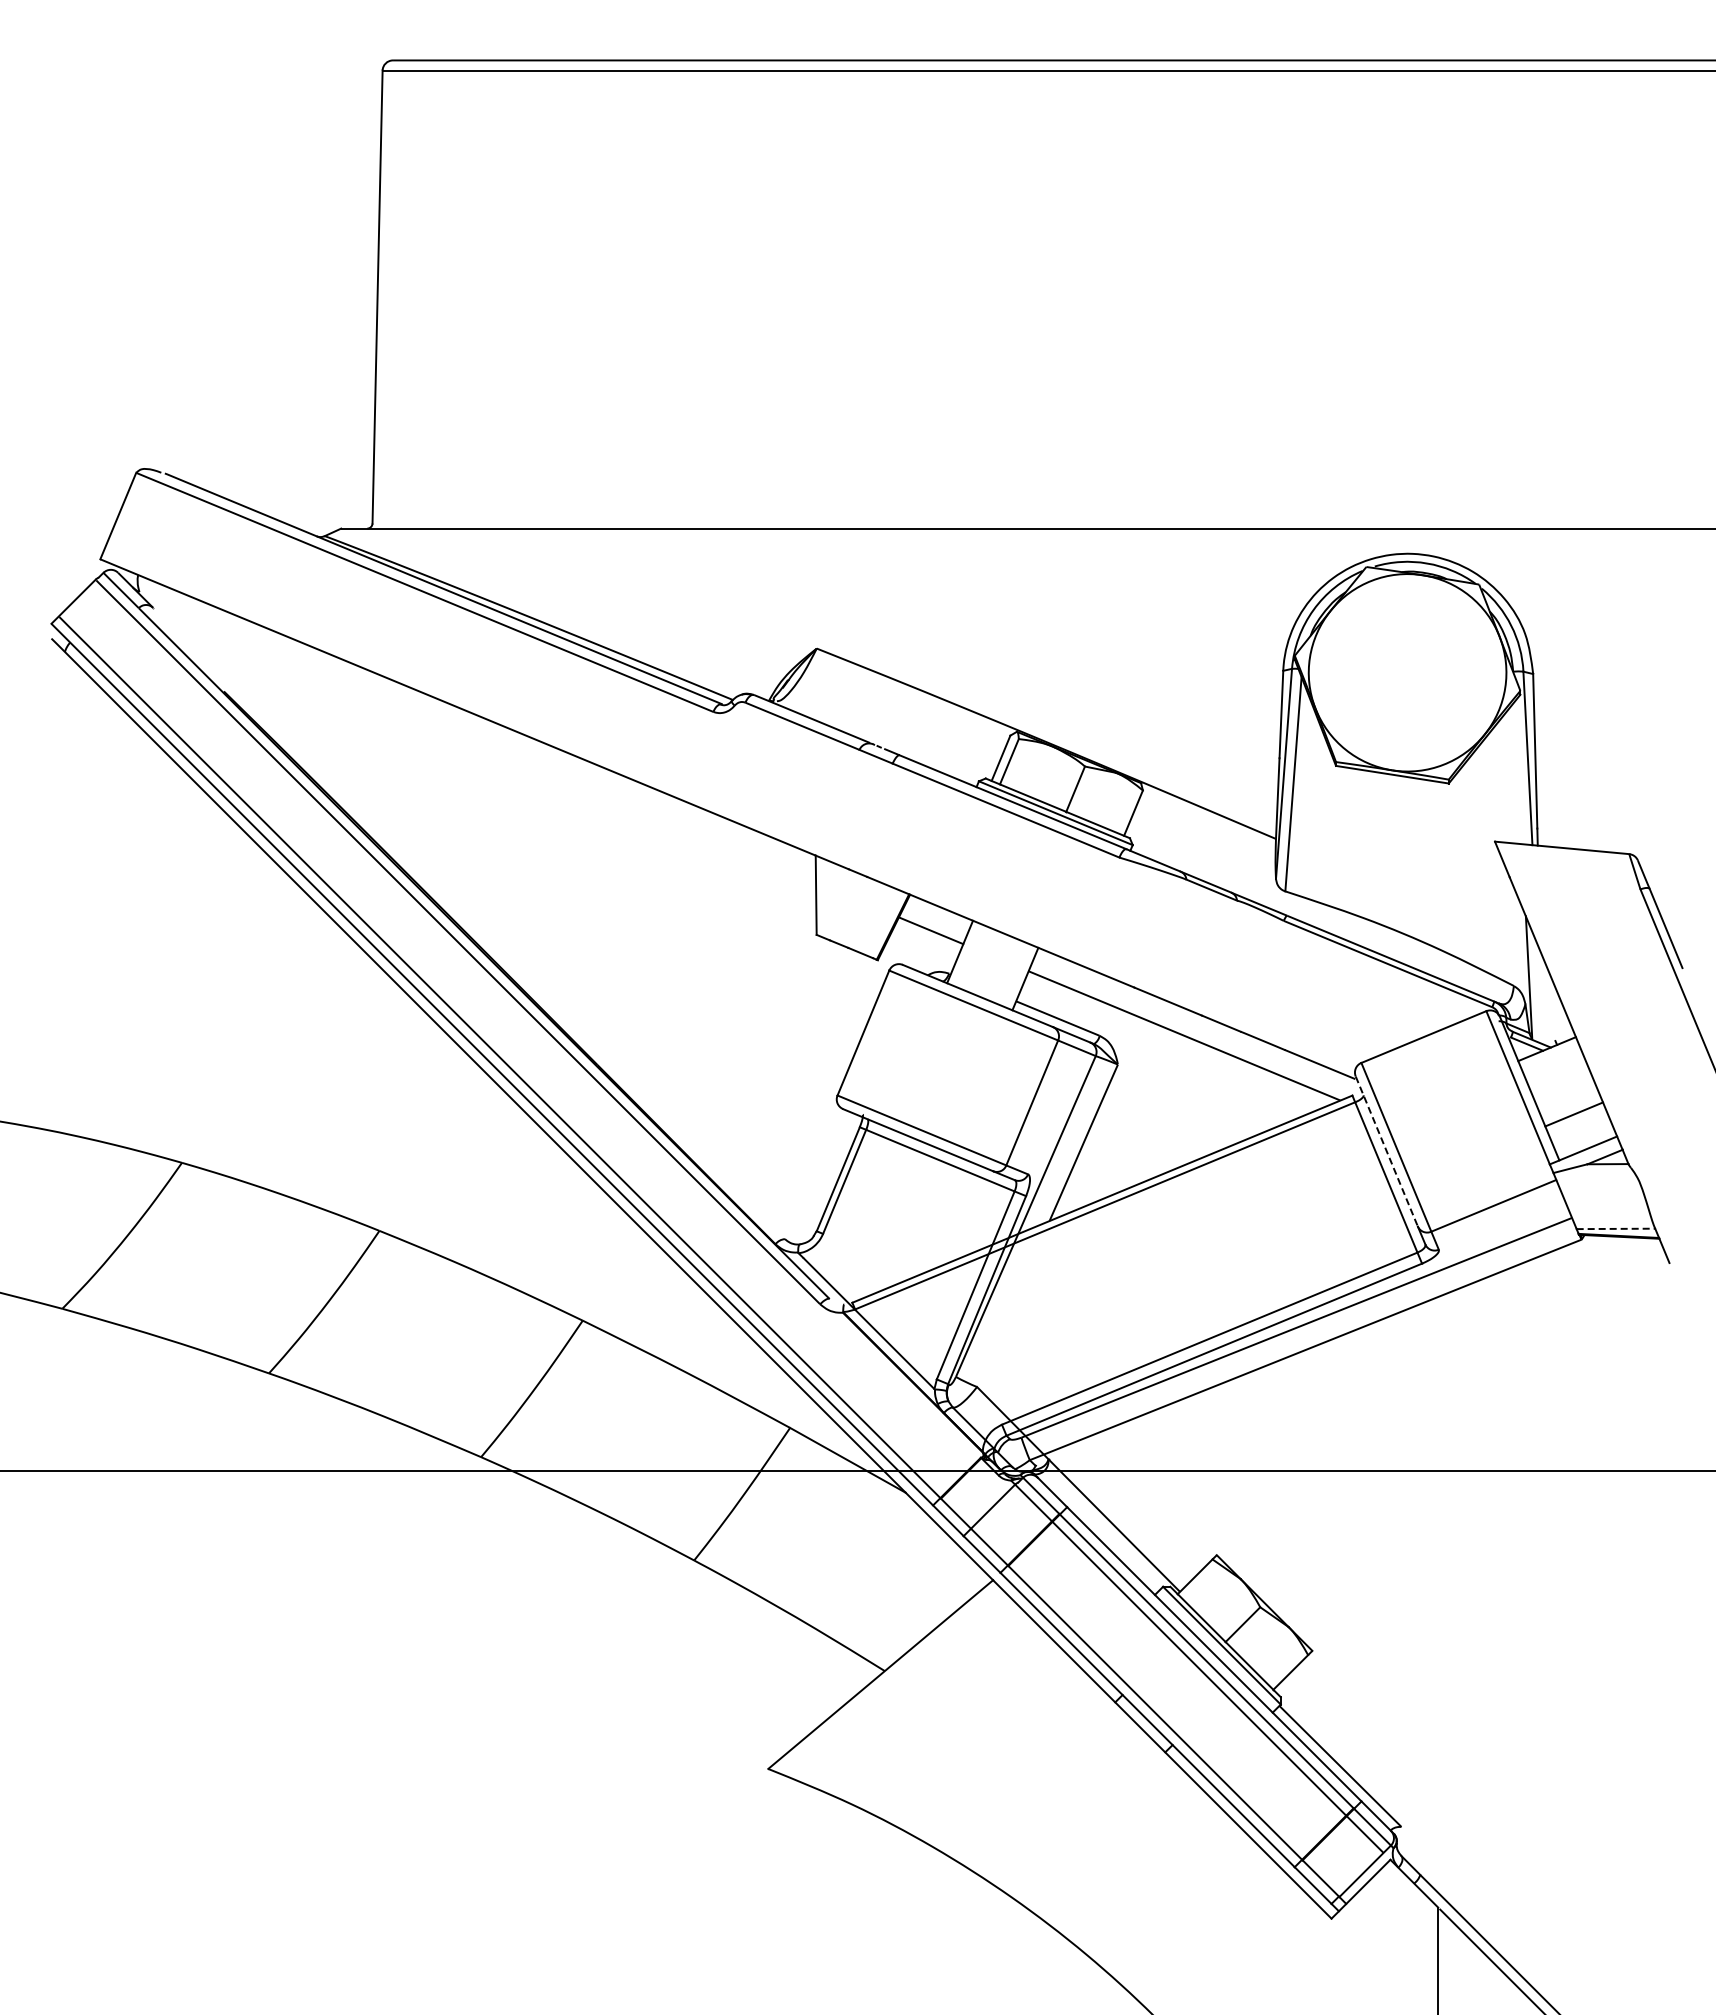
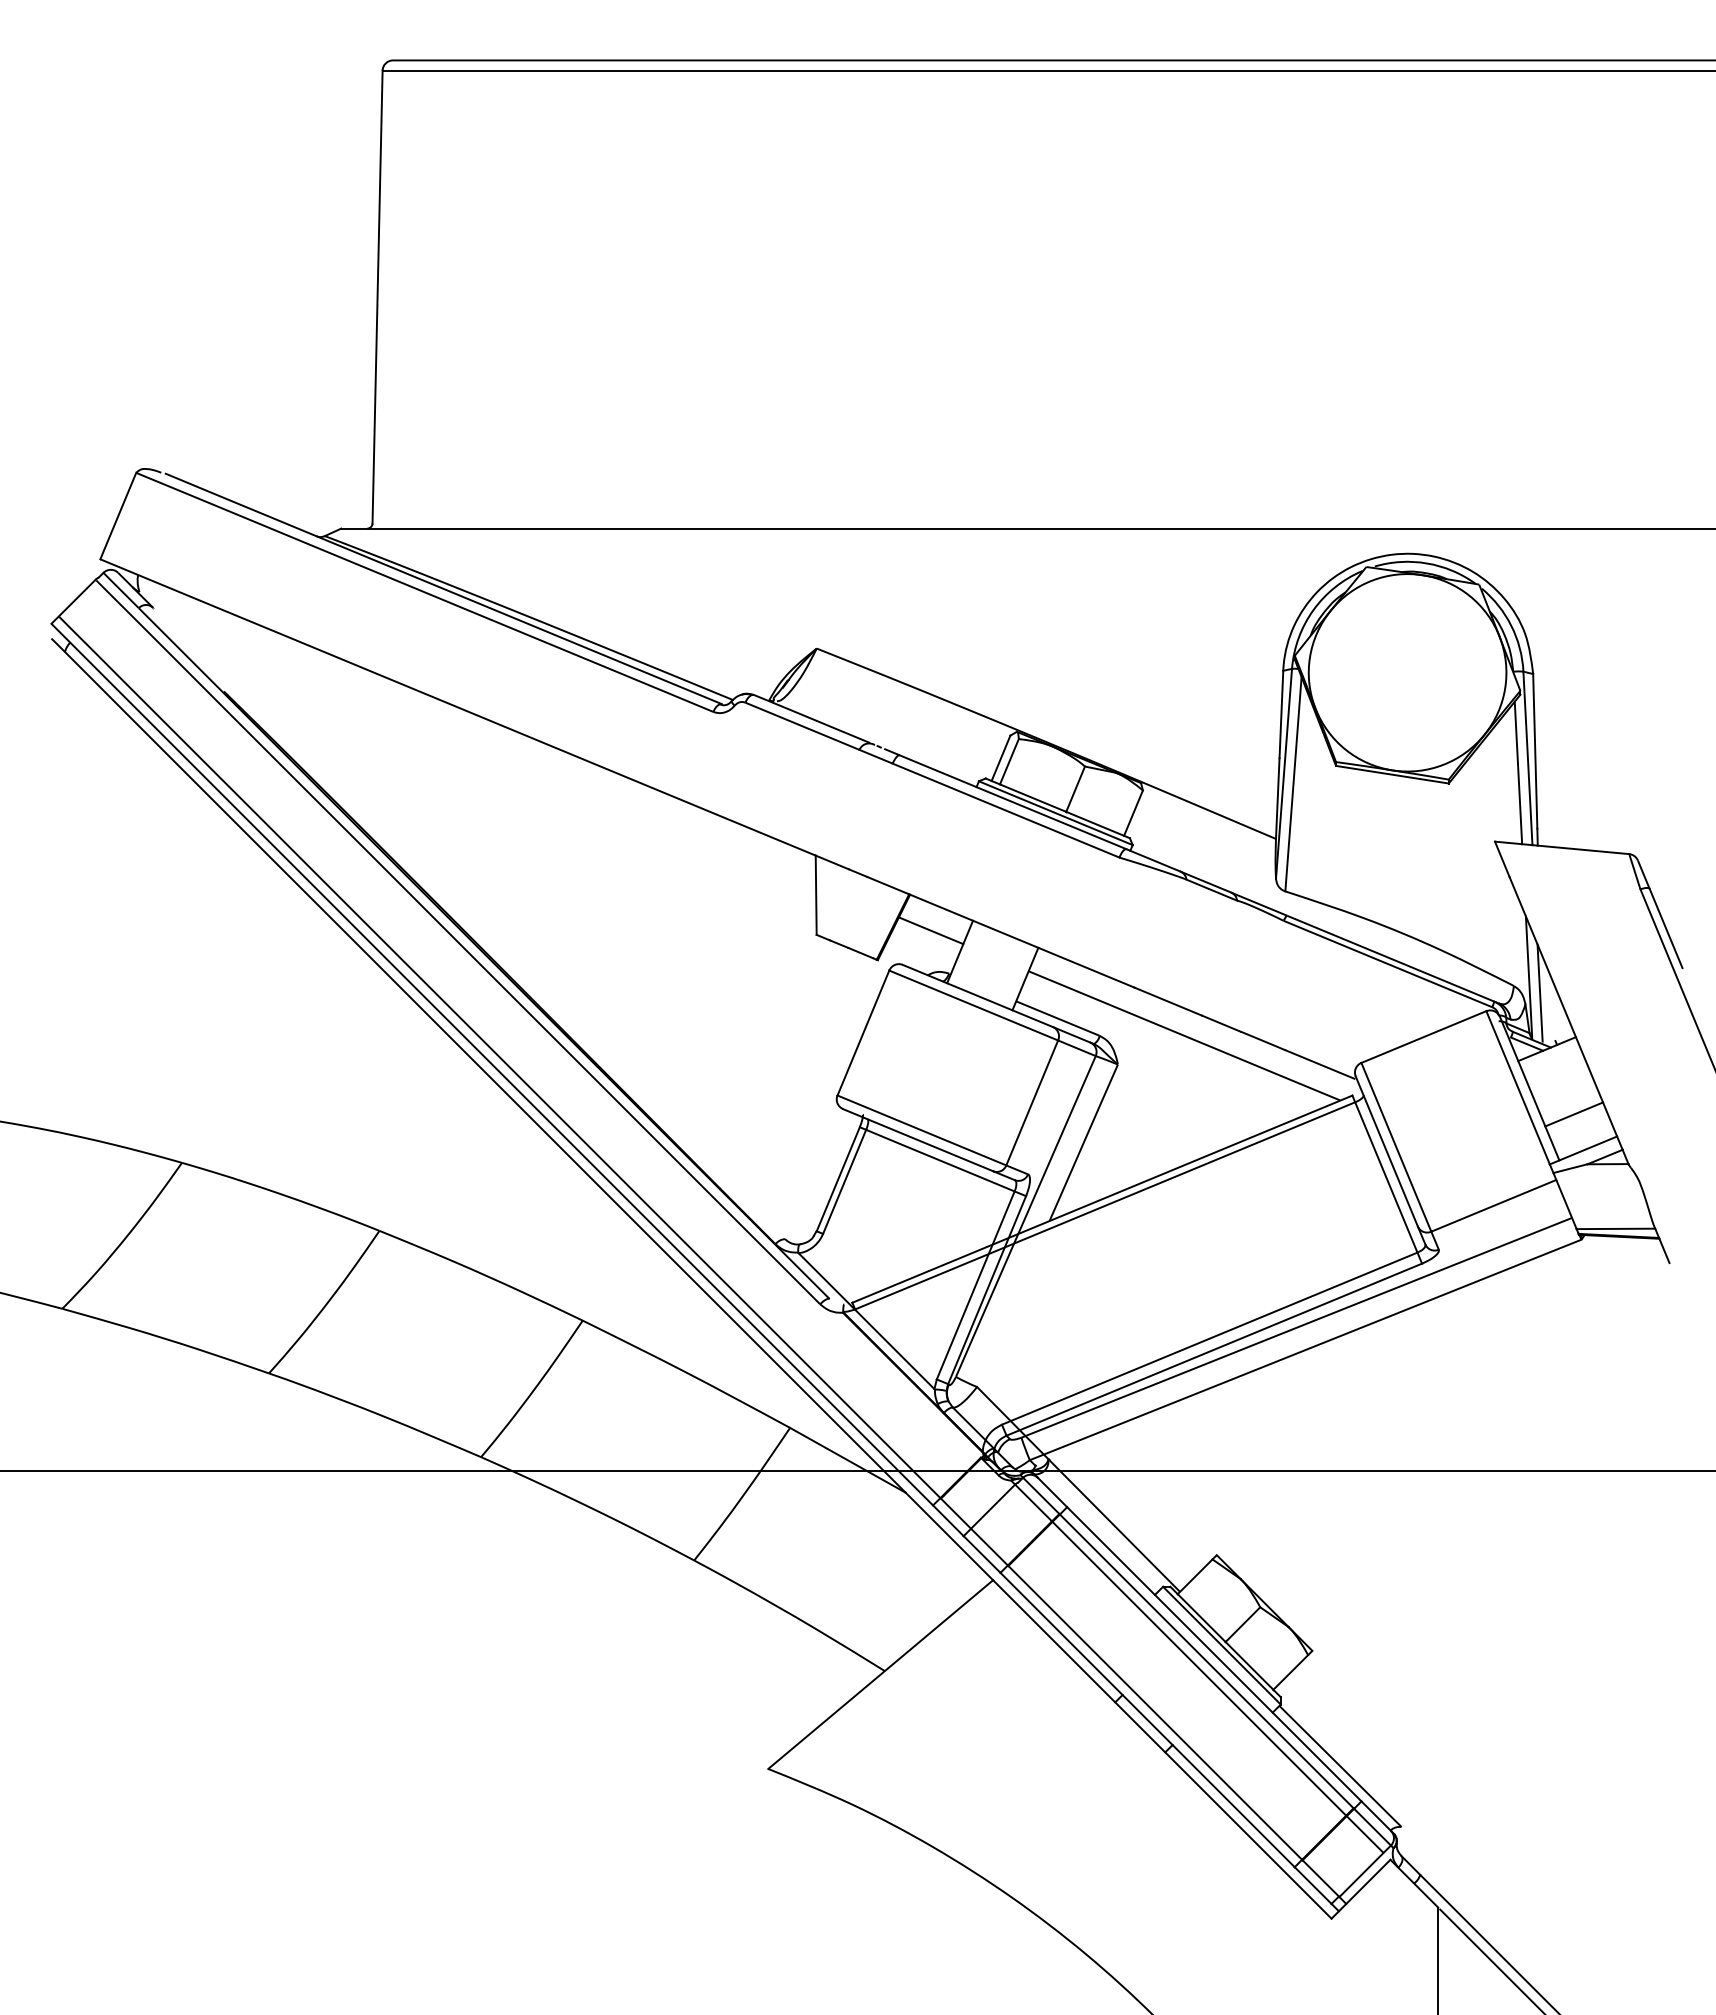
line: none -> present (1518, 772)
line: none -> present (1539, 992)
line: dashed -> solid (1387, 1152)
line: dashed -> solid (1616, 1228)
